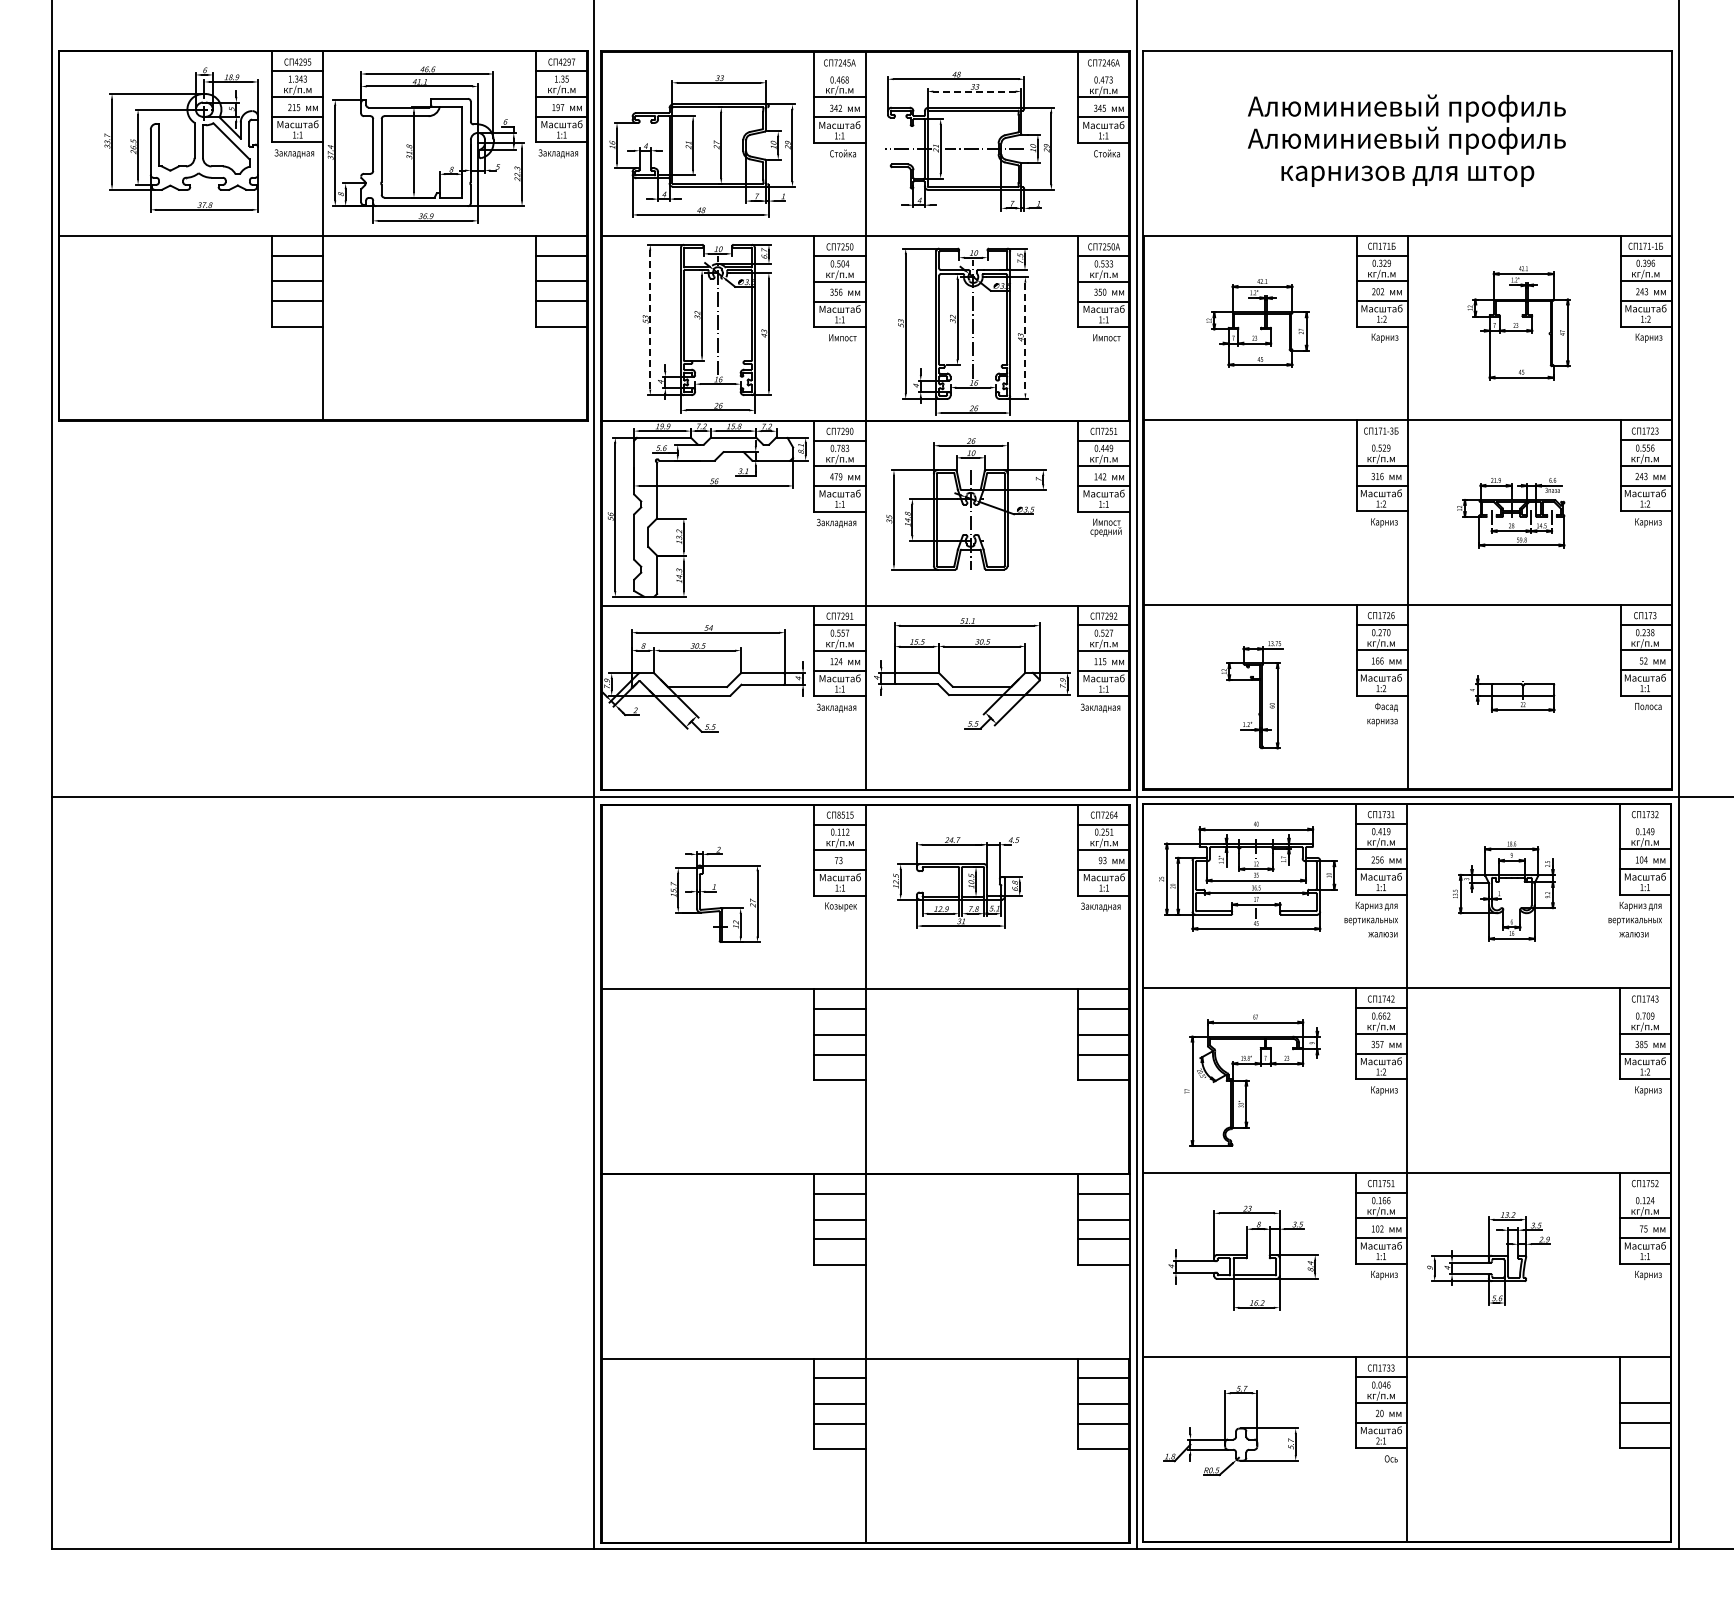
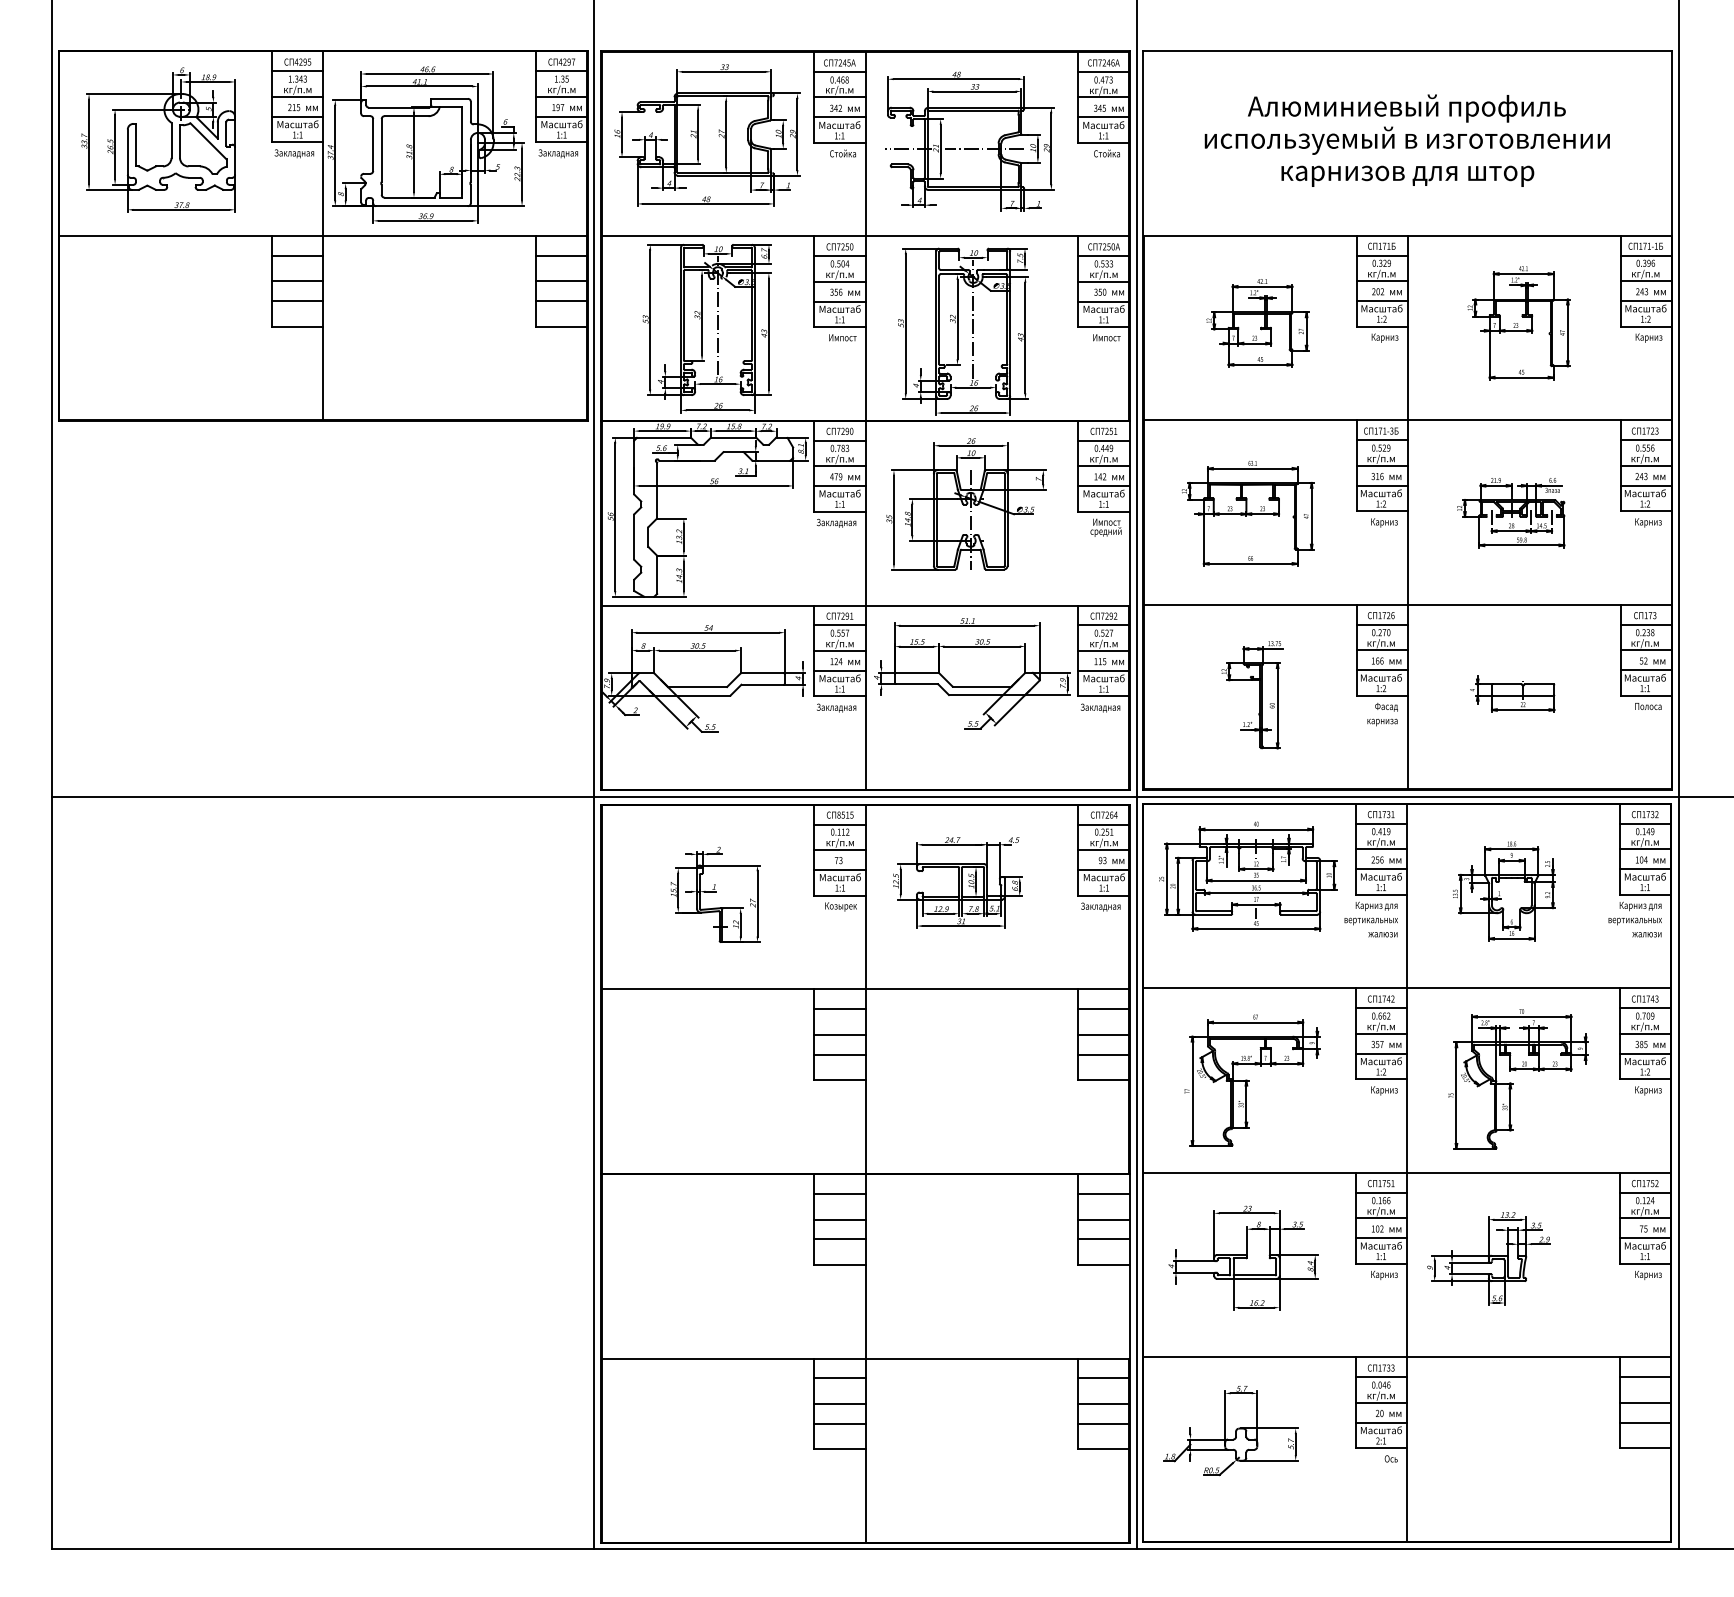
line: none -> present (839, 71)
line: none -> present (1103, 71)
line: dashed -> solid (974, 91)
part position: (181, 139) -> (158, 139) (158, 139)
text: Алюминиевый профиль -> используемый в изготовлении (1406, 140)
part position: (702, 146) -> (707, 135) (707, 135)
line: dashed -> solid (650, 320)
line: dashed -> solid (1025, 338)
line: none -> present (1381, 440)
part: none -> present (1247, 513)
line: none -> present (1644, 823)
text position: (1633, 934) -> (1646, 934) (1646, 934)
line: none -> present (1644, 1008)
part: none -> present (1513, 1083)
line: none -> present (1644, 1192)
line: none -> present (1644, 1377)
